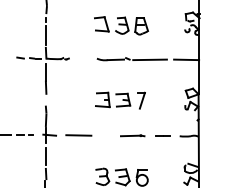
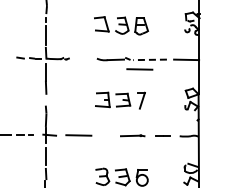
line: solid -> dashed (150, 59)
line: none -> present (139, 69)
